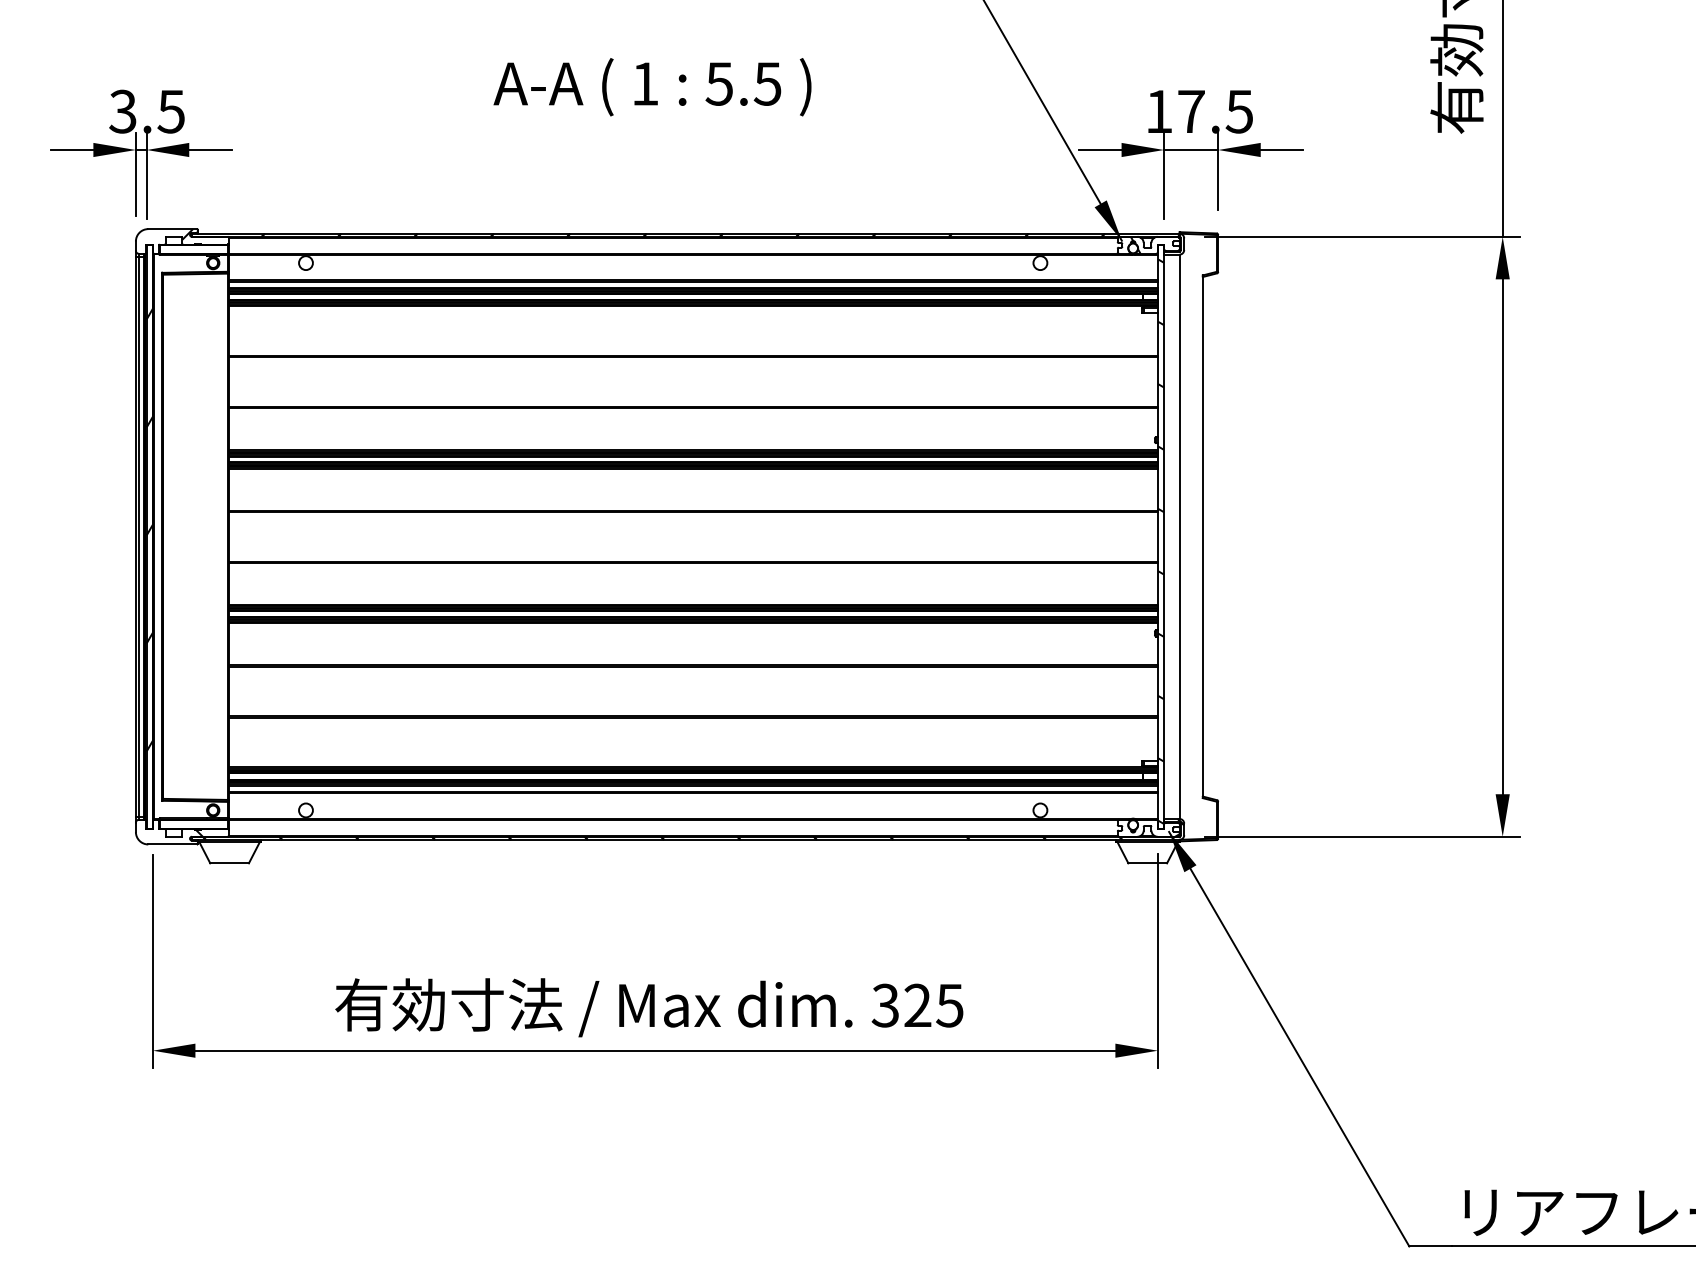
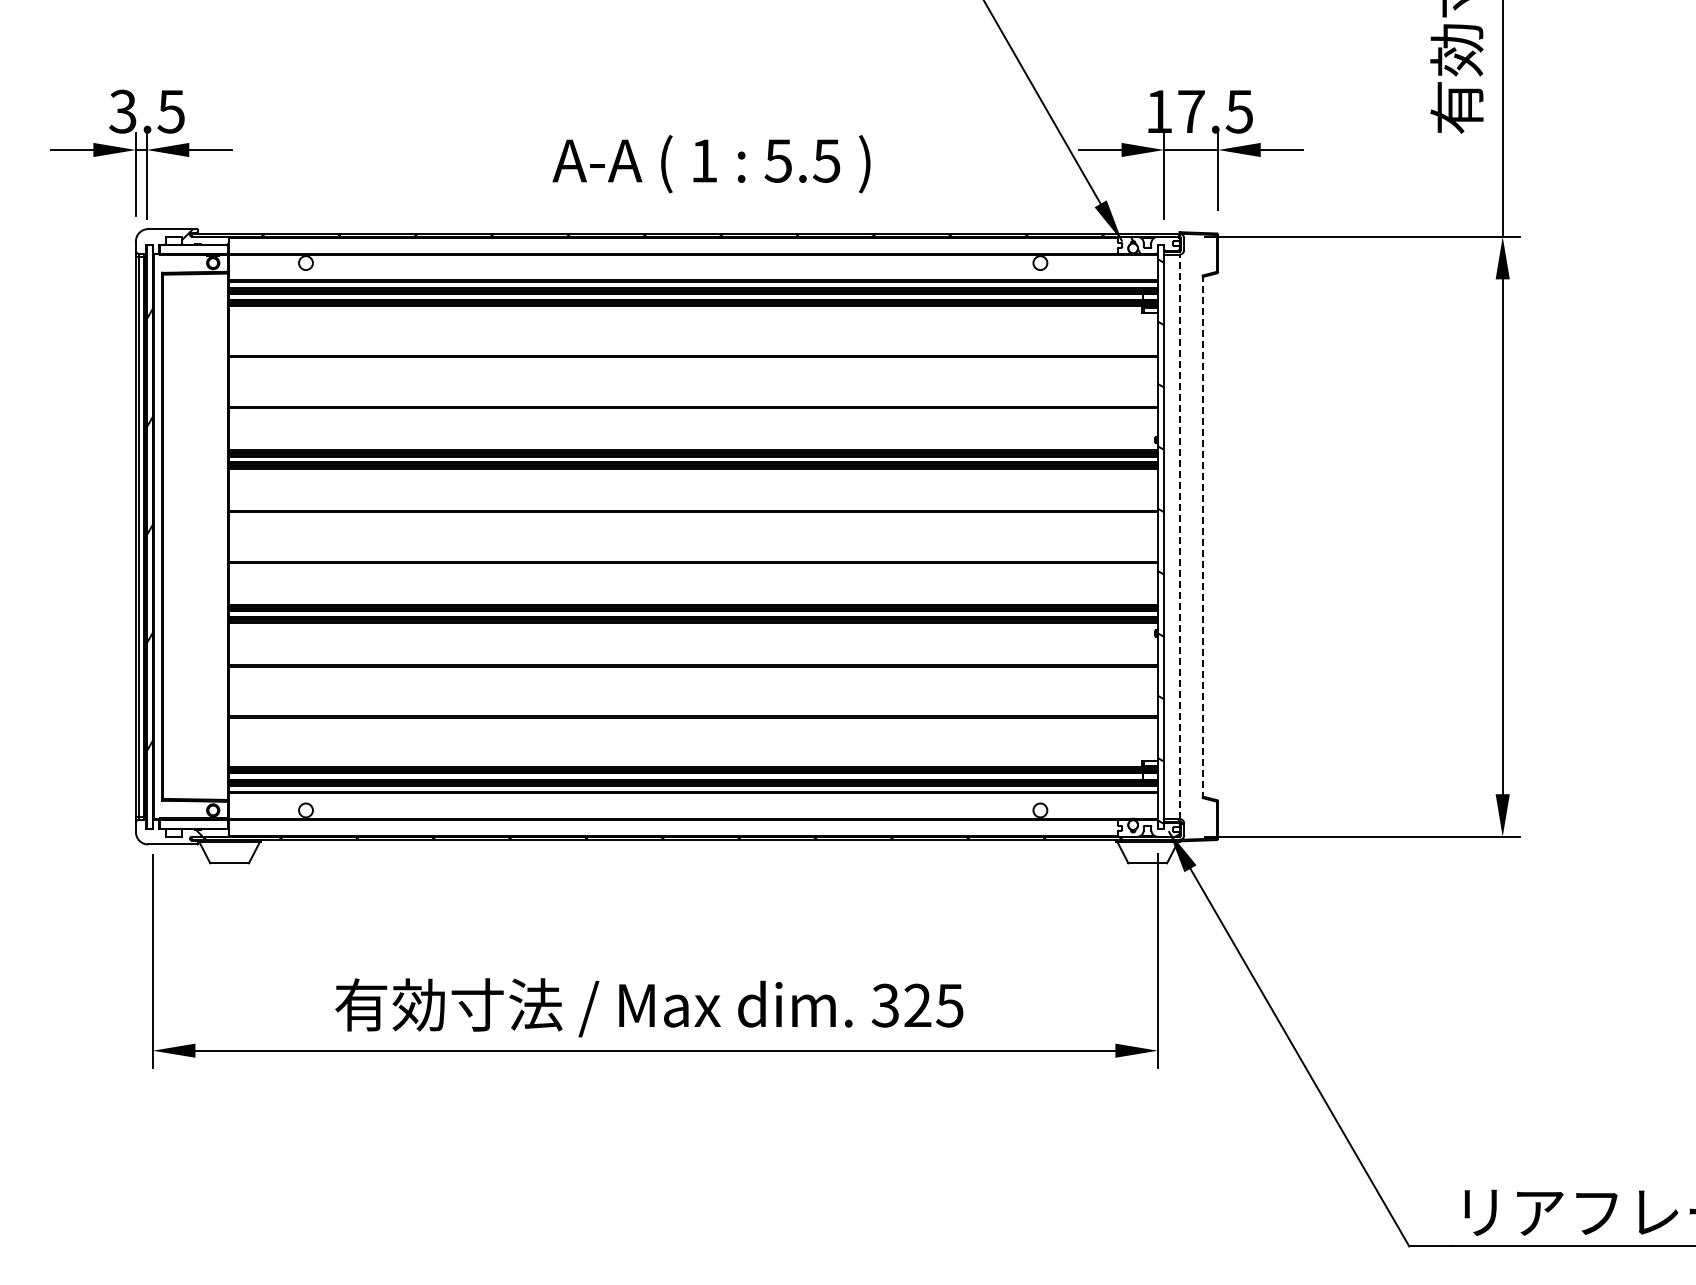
text position: (652, 87) -> (711, 164) (711, 164)
line: solid -> dashed (1179, 536)
line: solid -> dashed (1202, 537)
